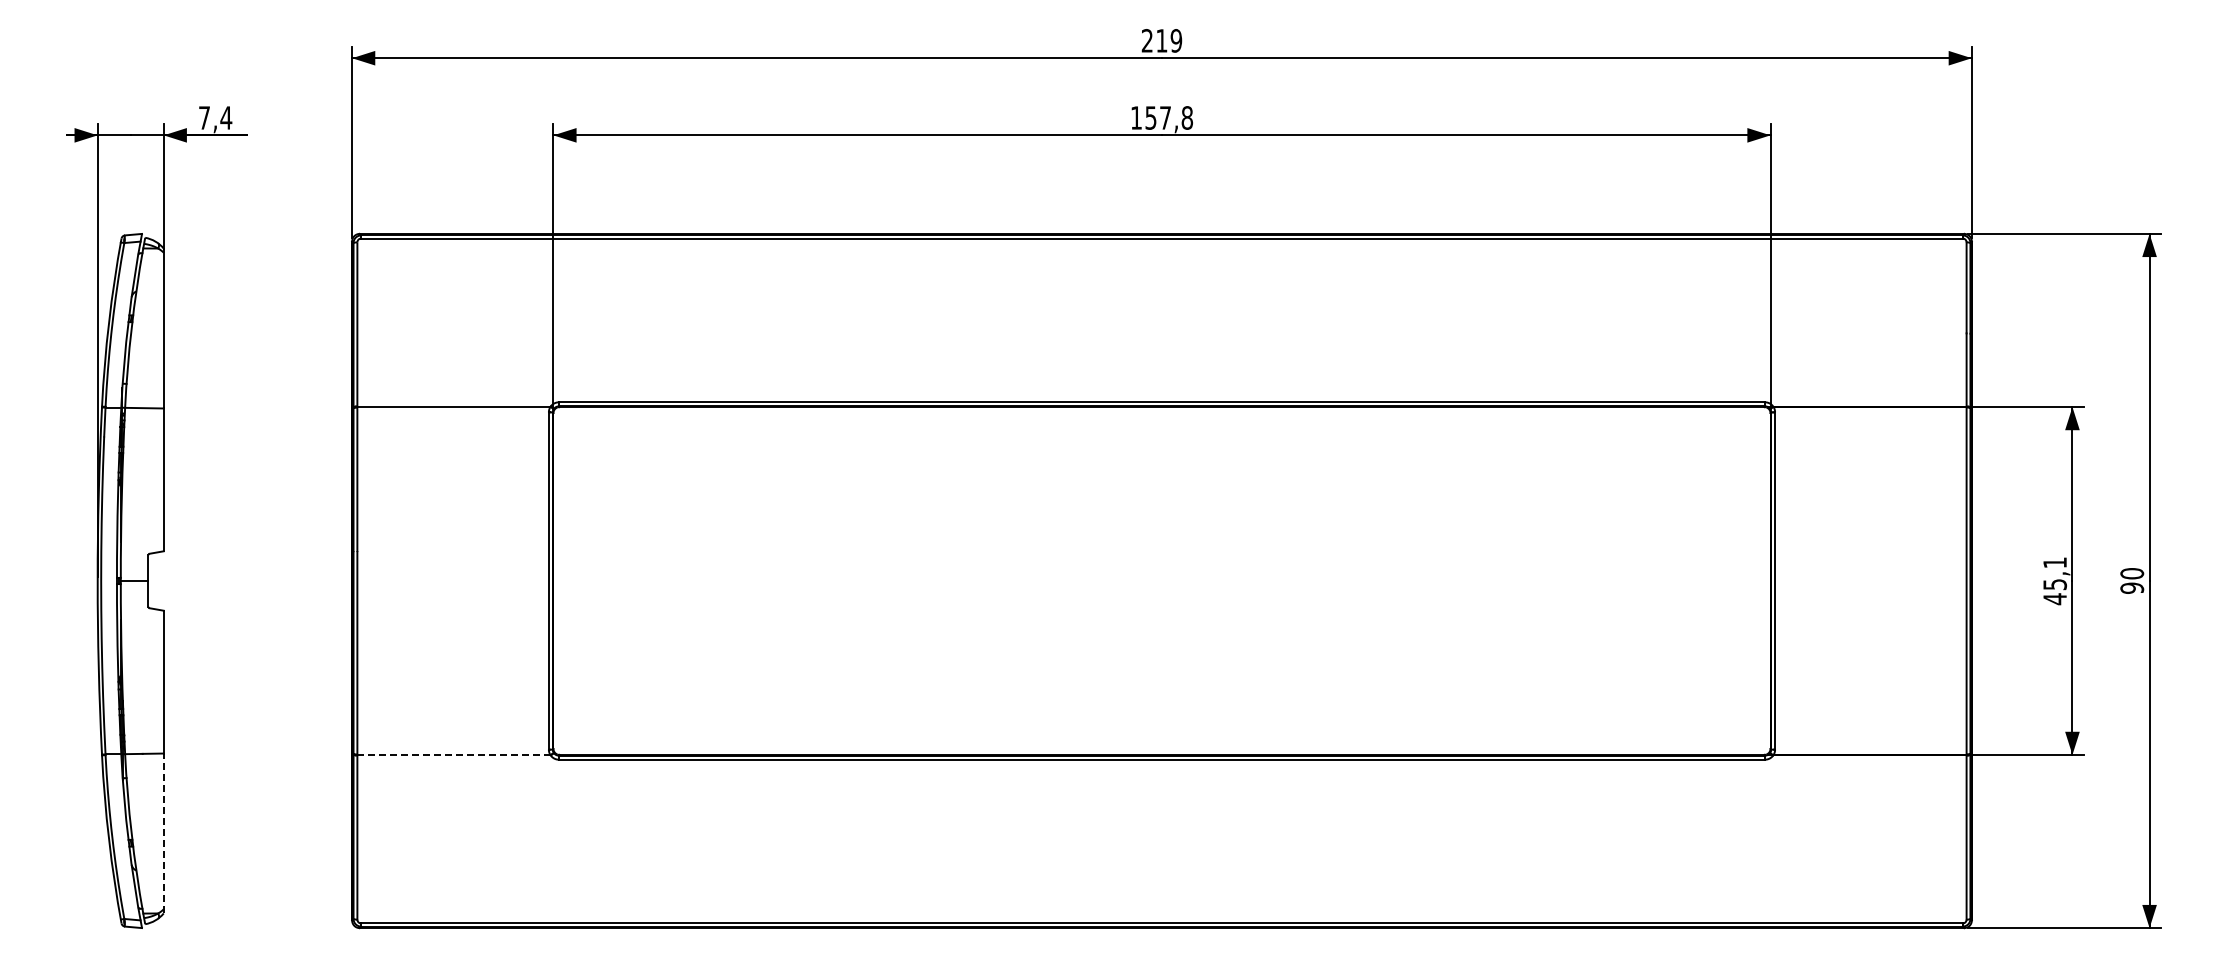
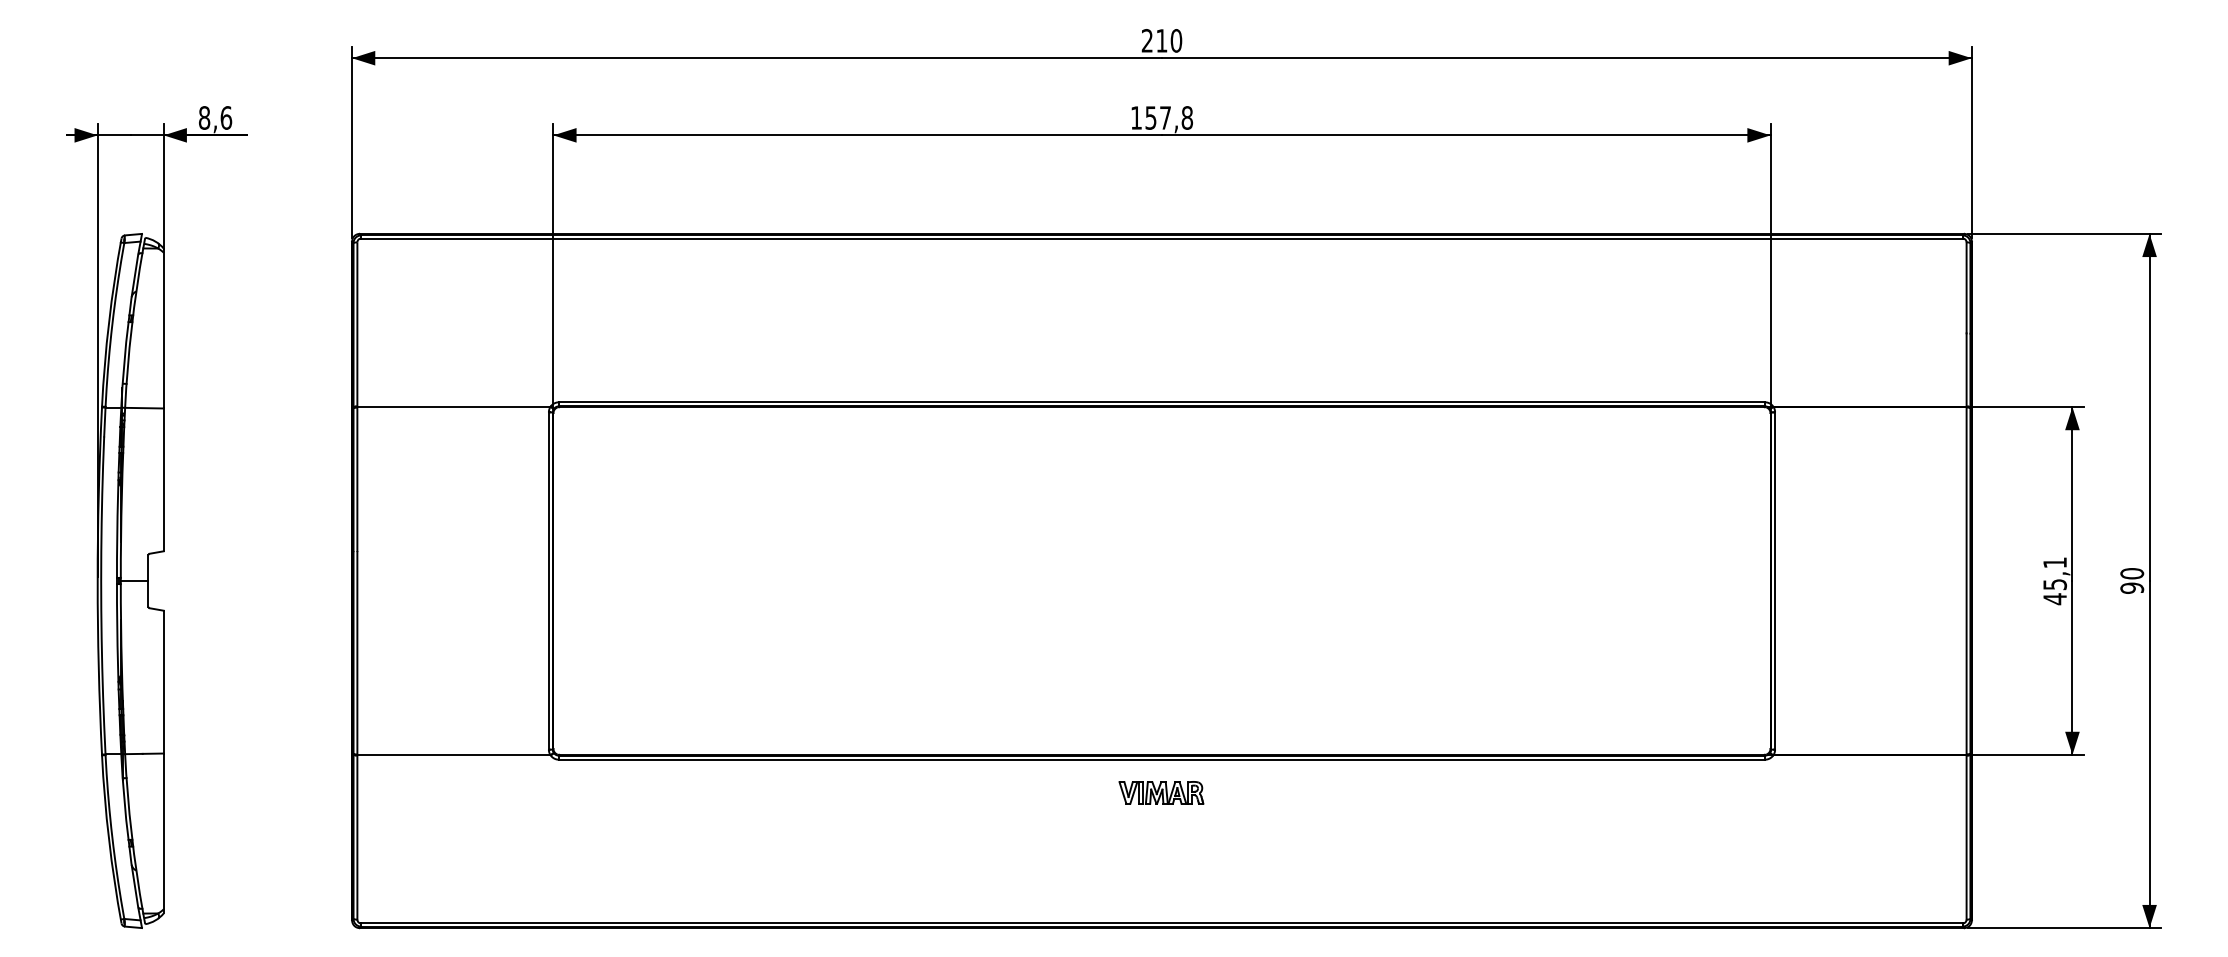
text: 219 -> 210 (1176, 40)
text: 7,4 -> 8,6 (215, 117)
line: dashed -> solid (453, 755)
part: none -> present (1161, 792)
line: dashed -> solid (163, 833)
